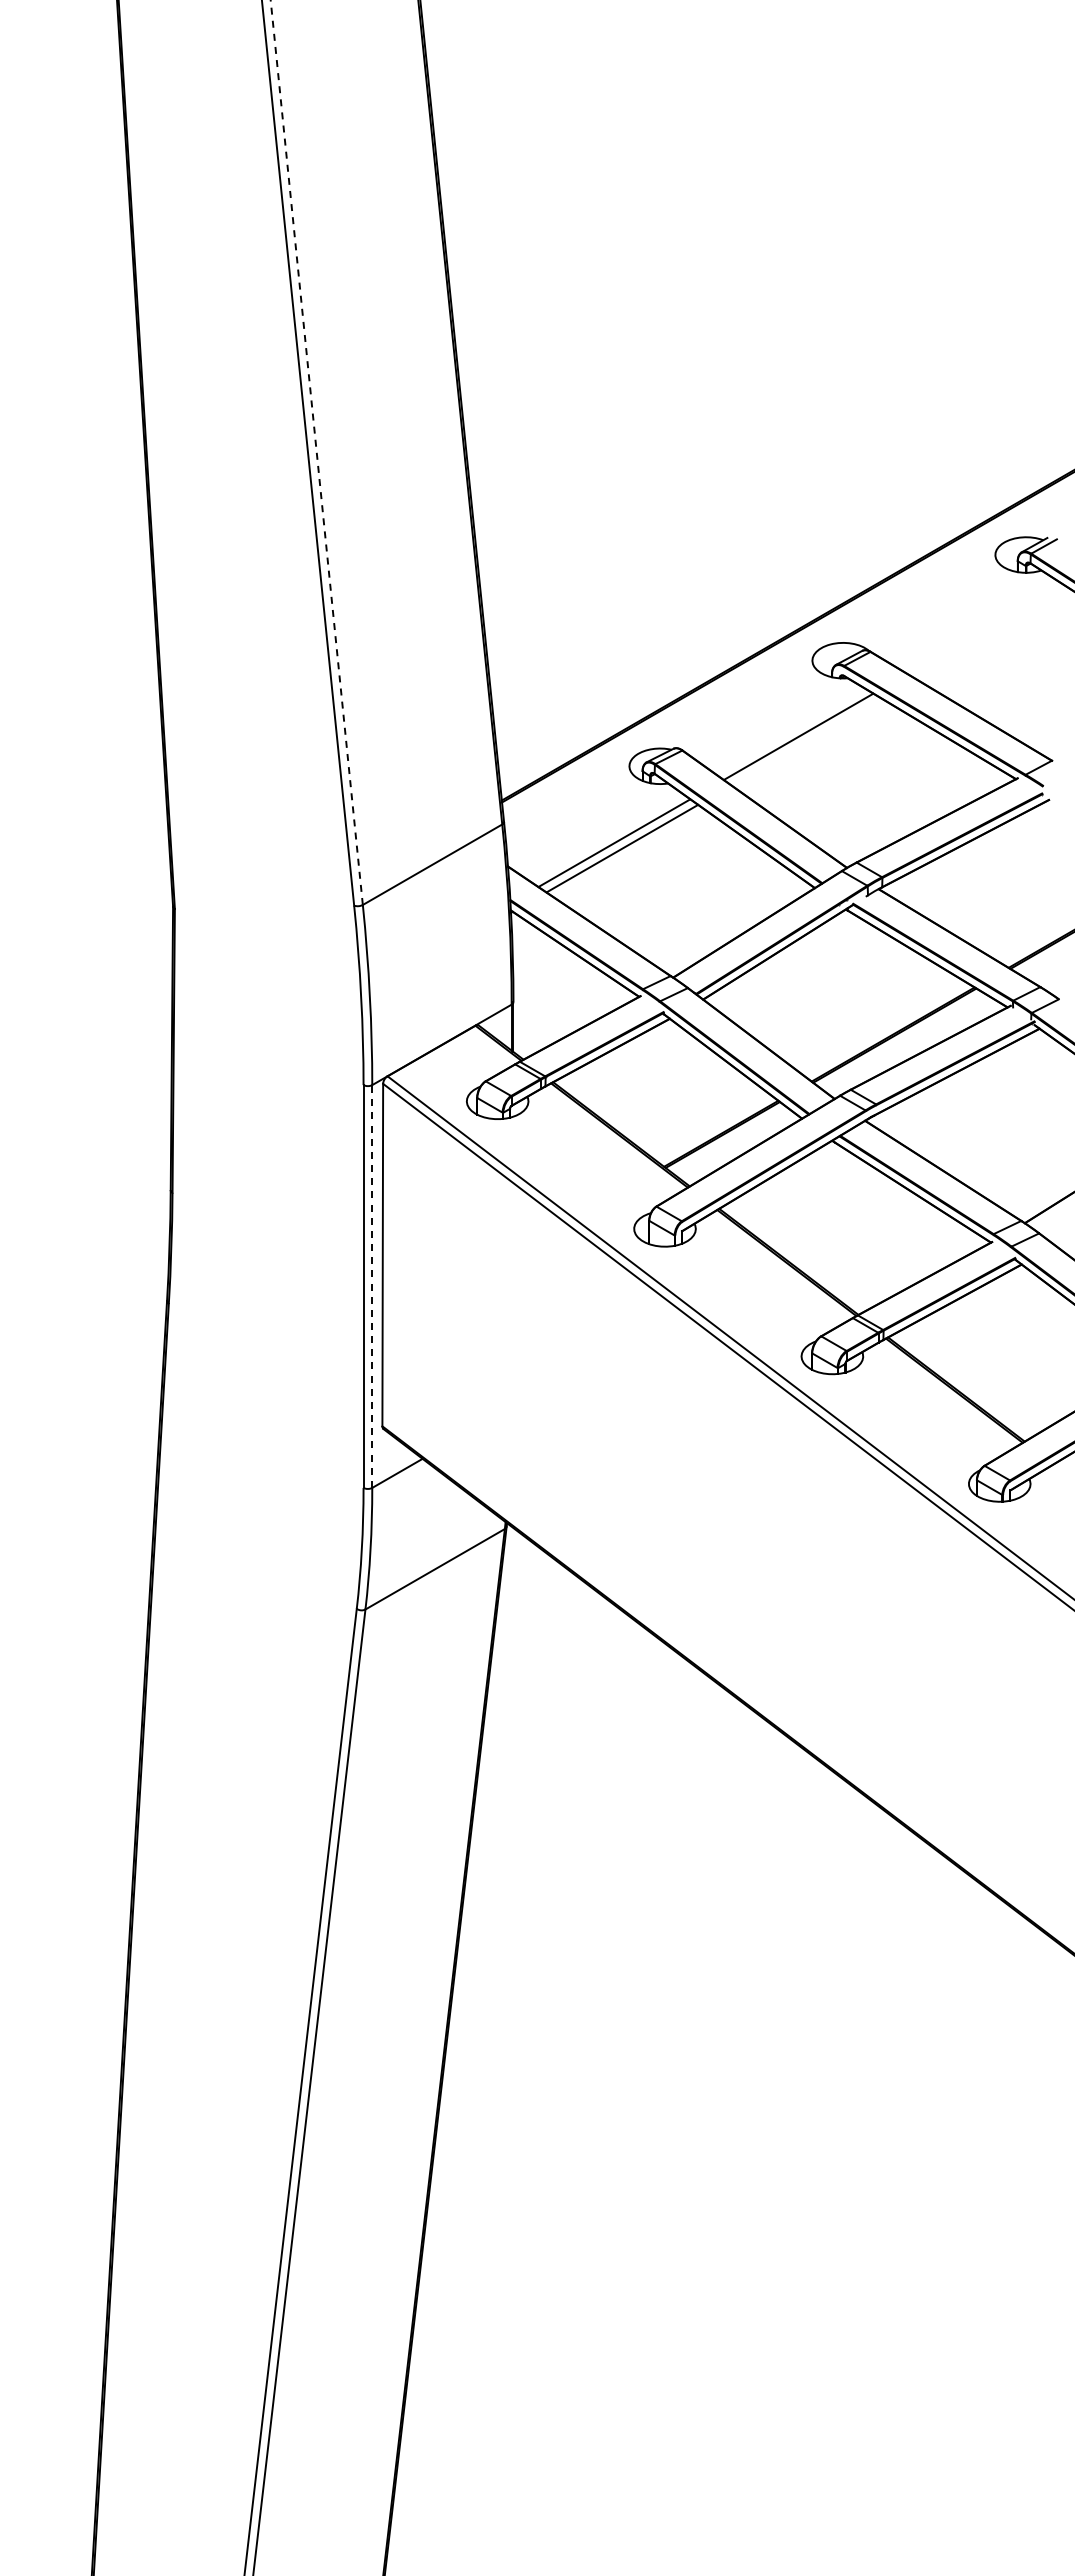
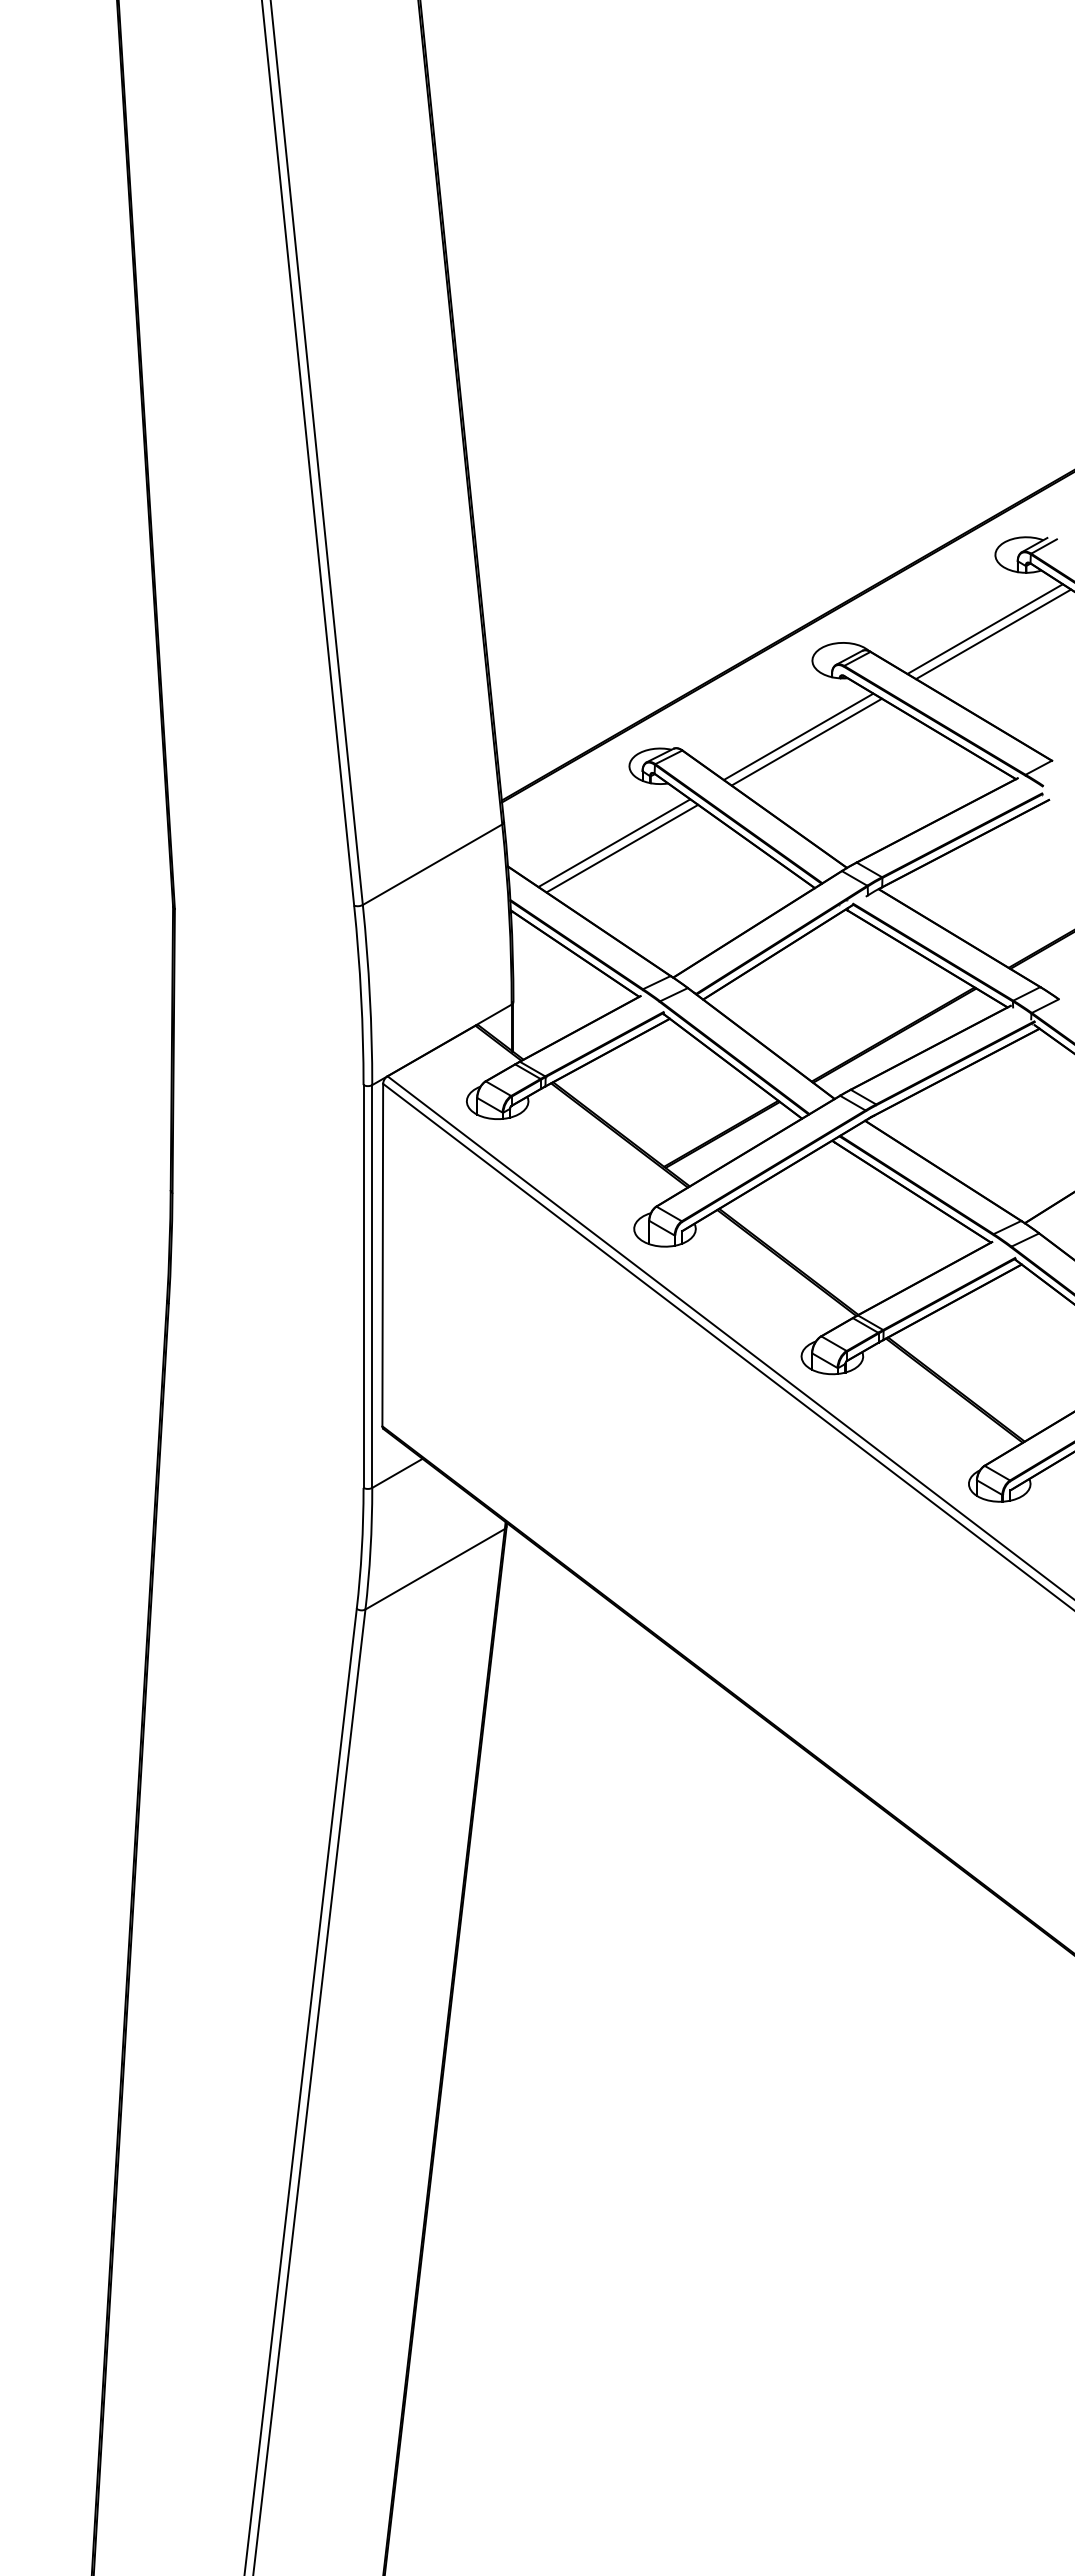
line: dashed -> solid (316, 452)
line: none -> present (984, 628)
line: none -> present (993, 634)
line: none -> present (806, 741)
line: dashed -> solid (372, 1286)
